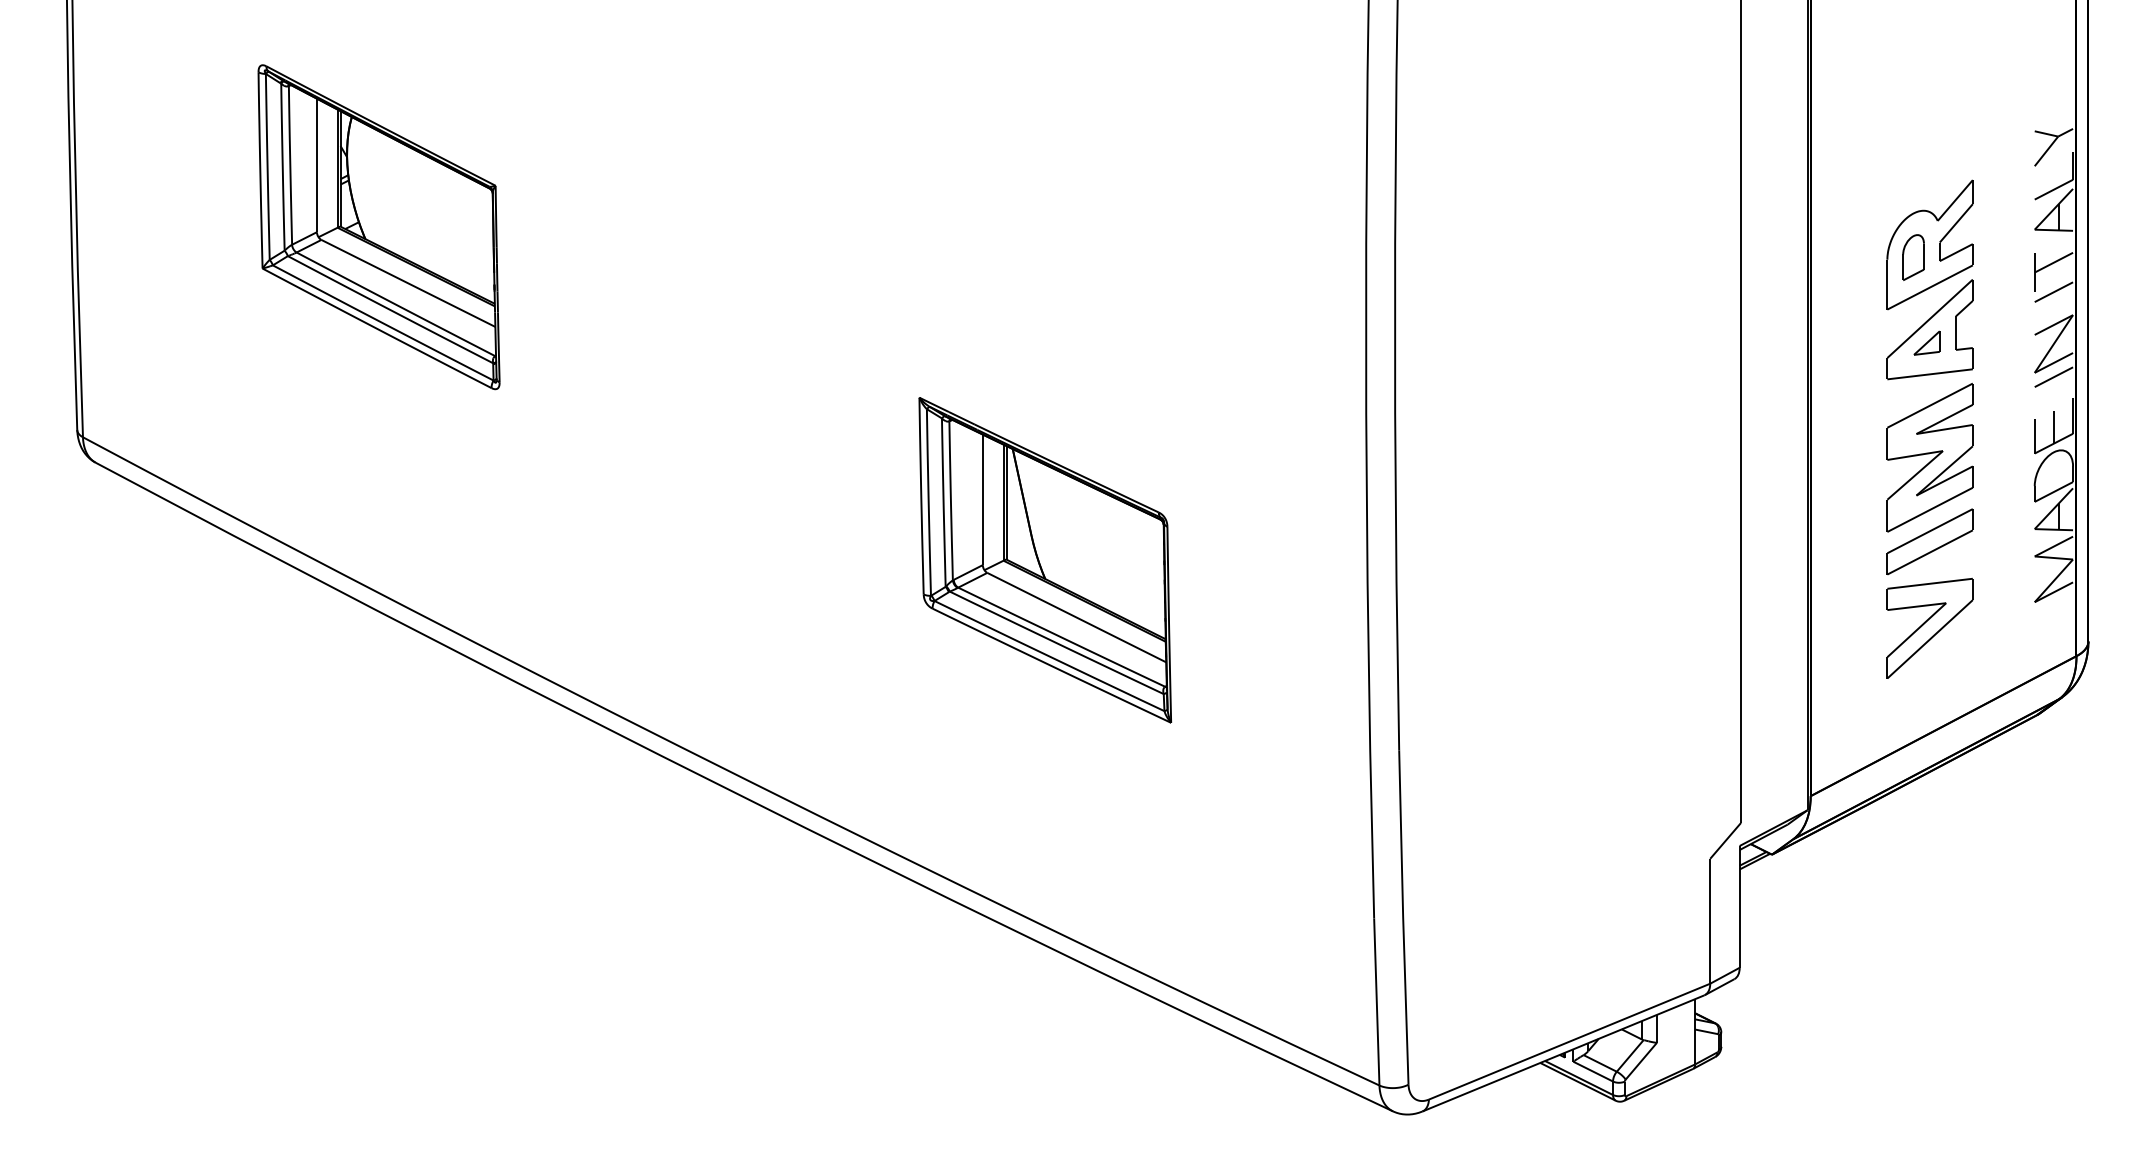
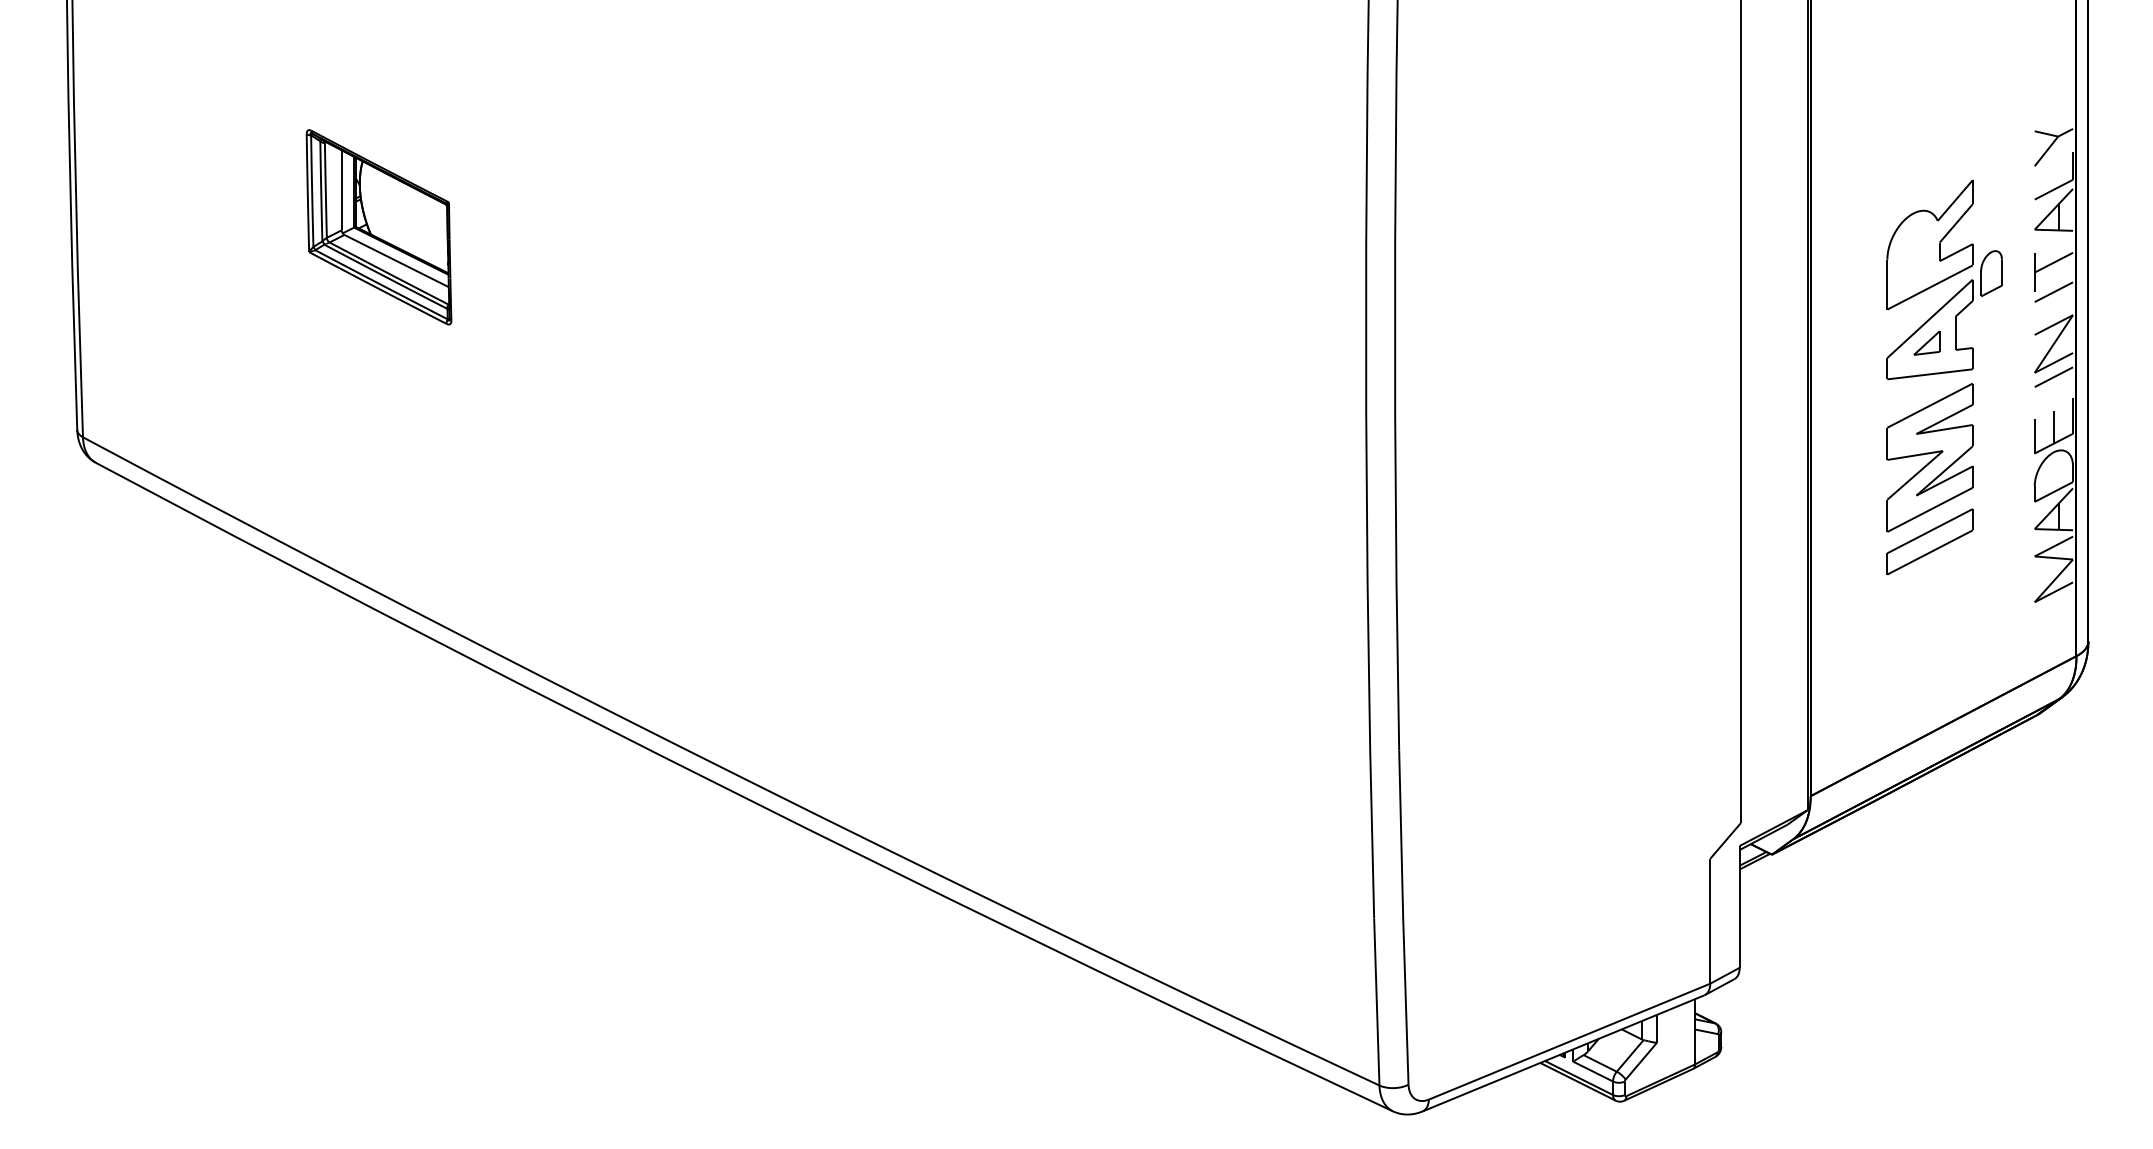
part size: 244x327 px -> 148x197 px (378, 227)
part position: (1913, 257) -> (1991, 273) (1991, 273)
part: present -> none (1044, 560)
part: present -> none (1929, 627)
